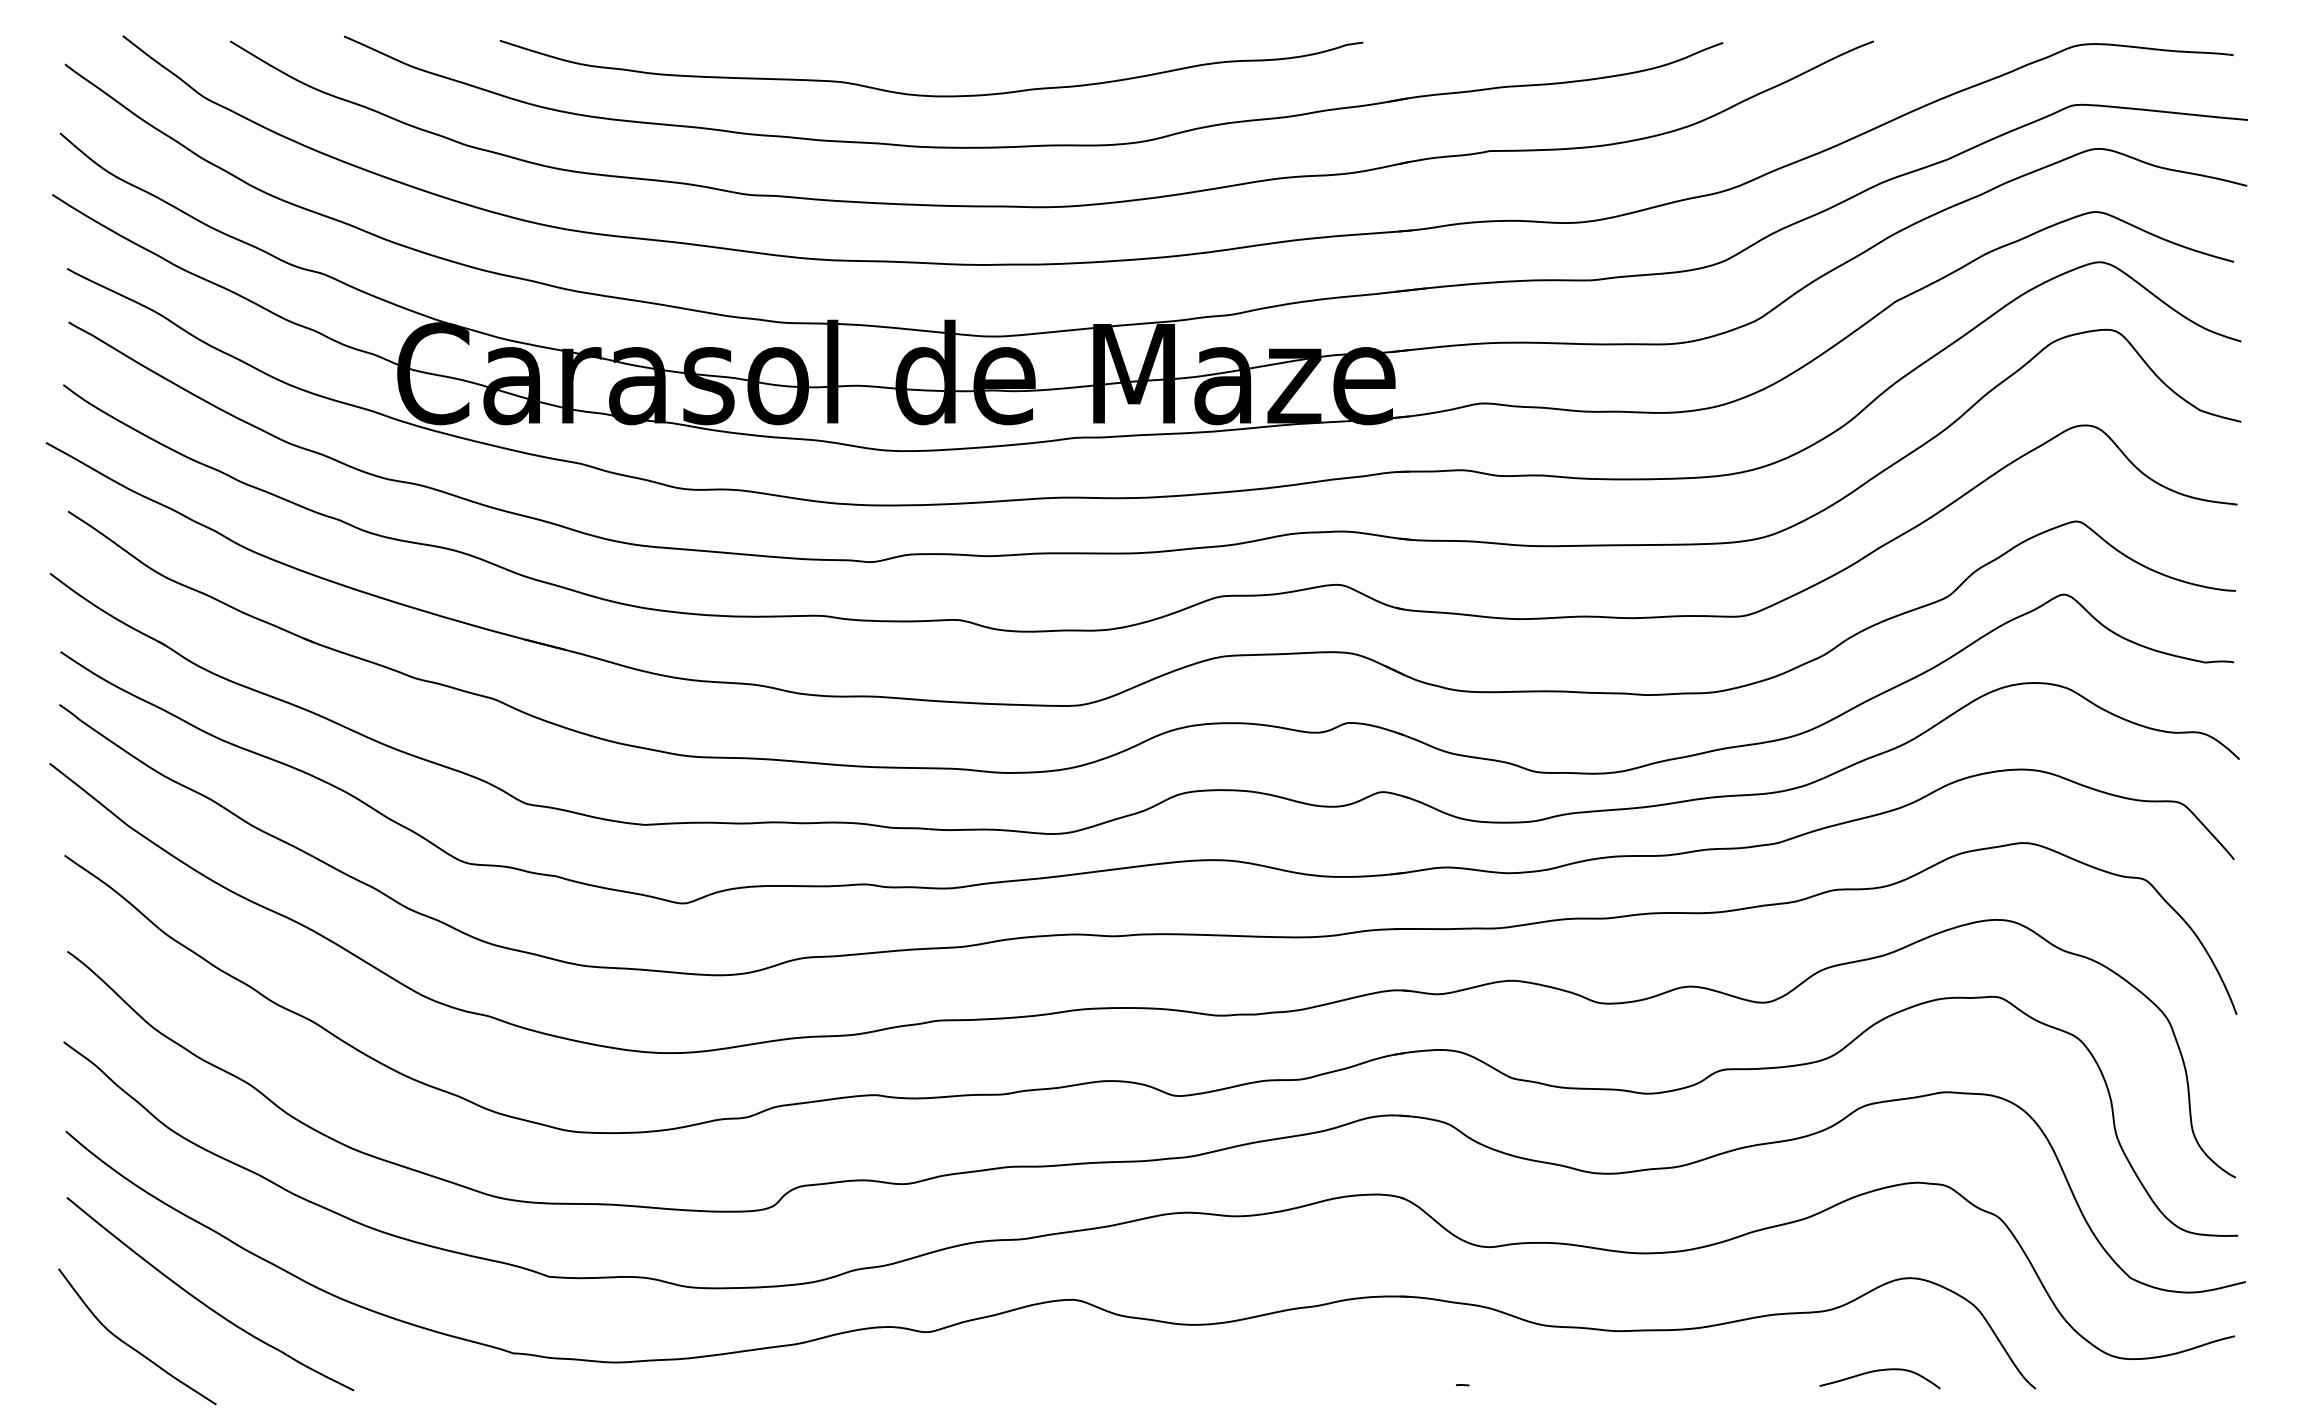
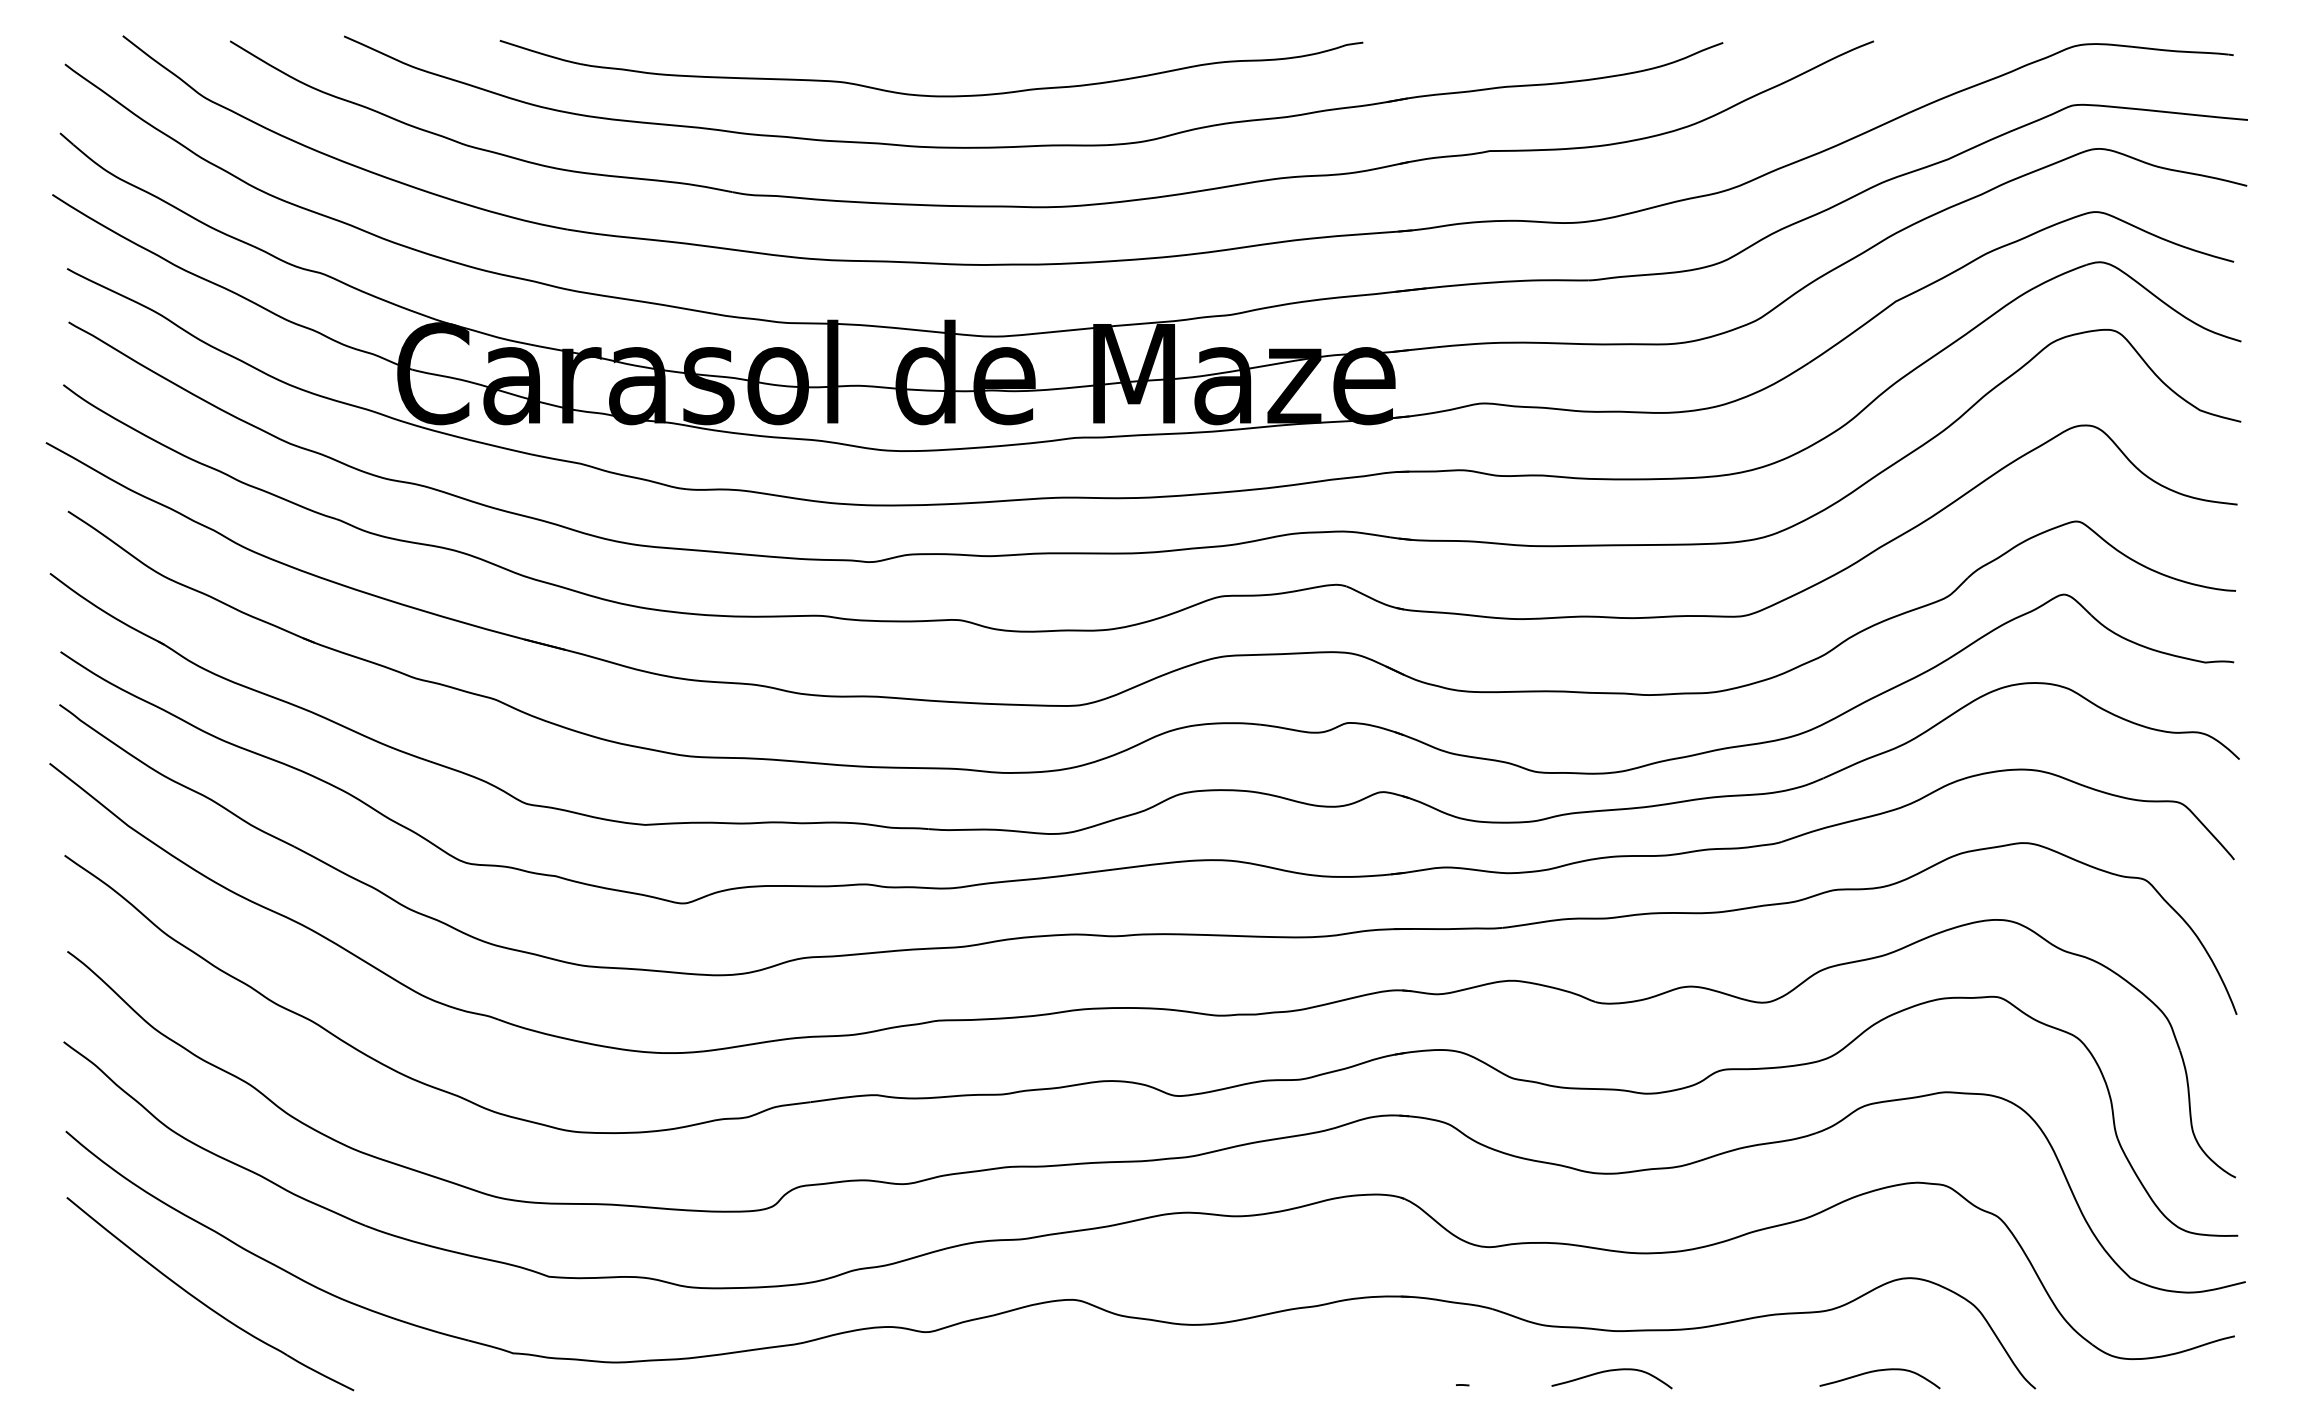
part: present -> none (130, 1345)
curve: none -> present (1611, 1371)
